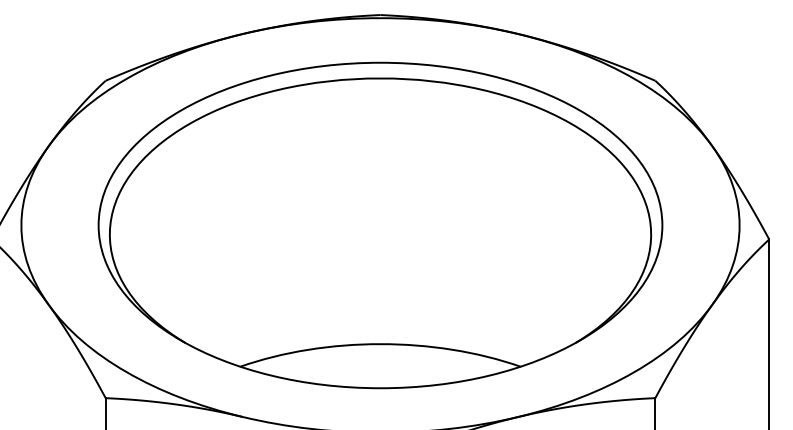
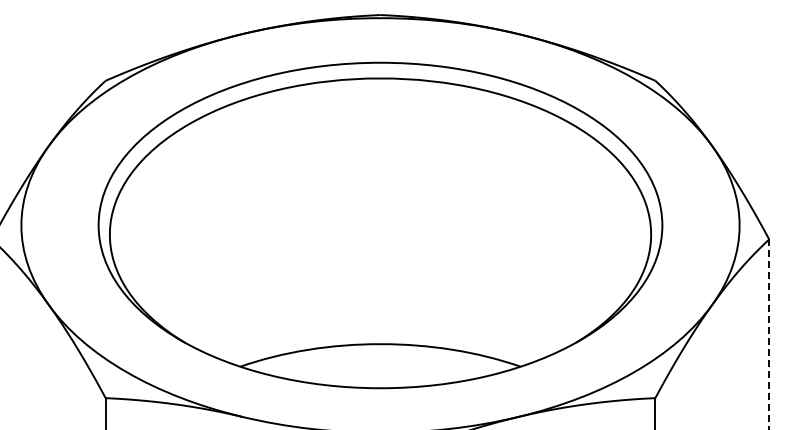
line: solid -> dashed (769, 335)
